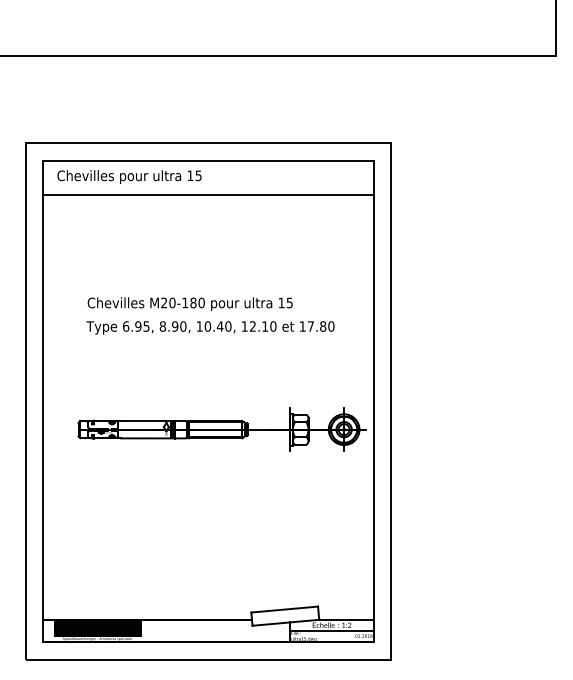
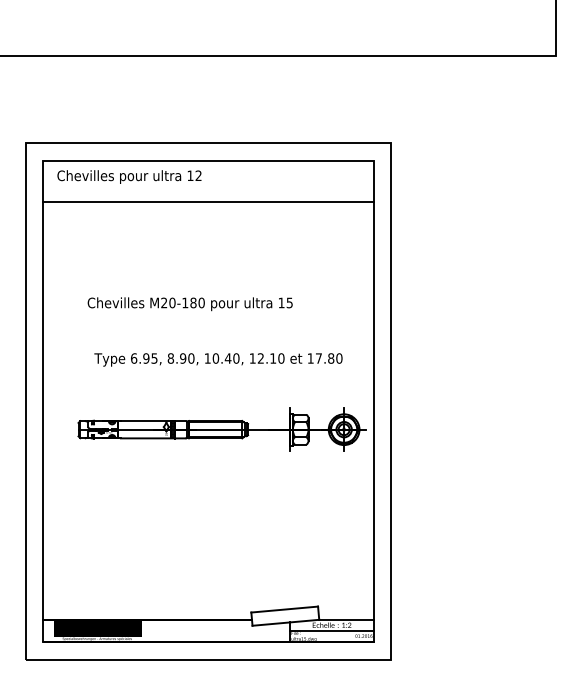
text: 15 -> 12 (198, 175)
line position: (208, 195) -> (208, 202) (208, 202)
text position: (210, 327) -> (218, 359) (218, 359)
